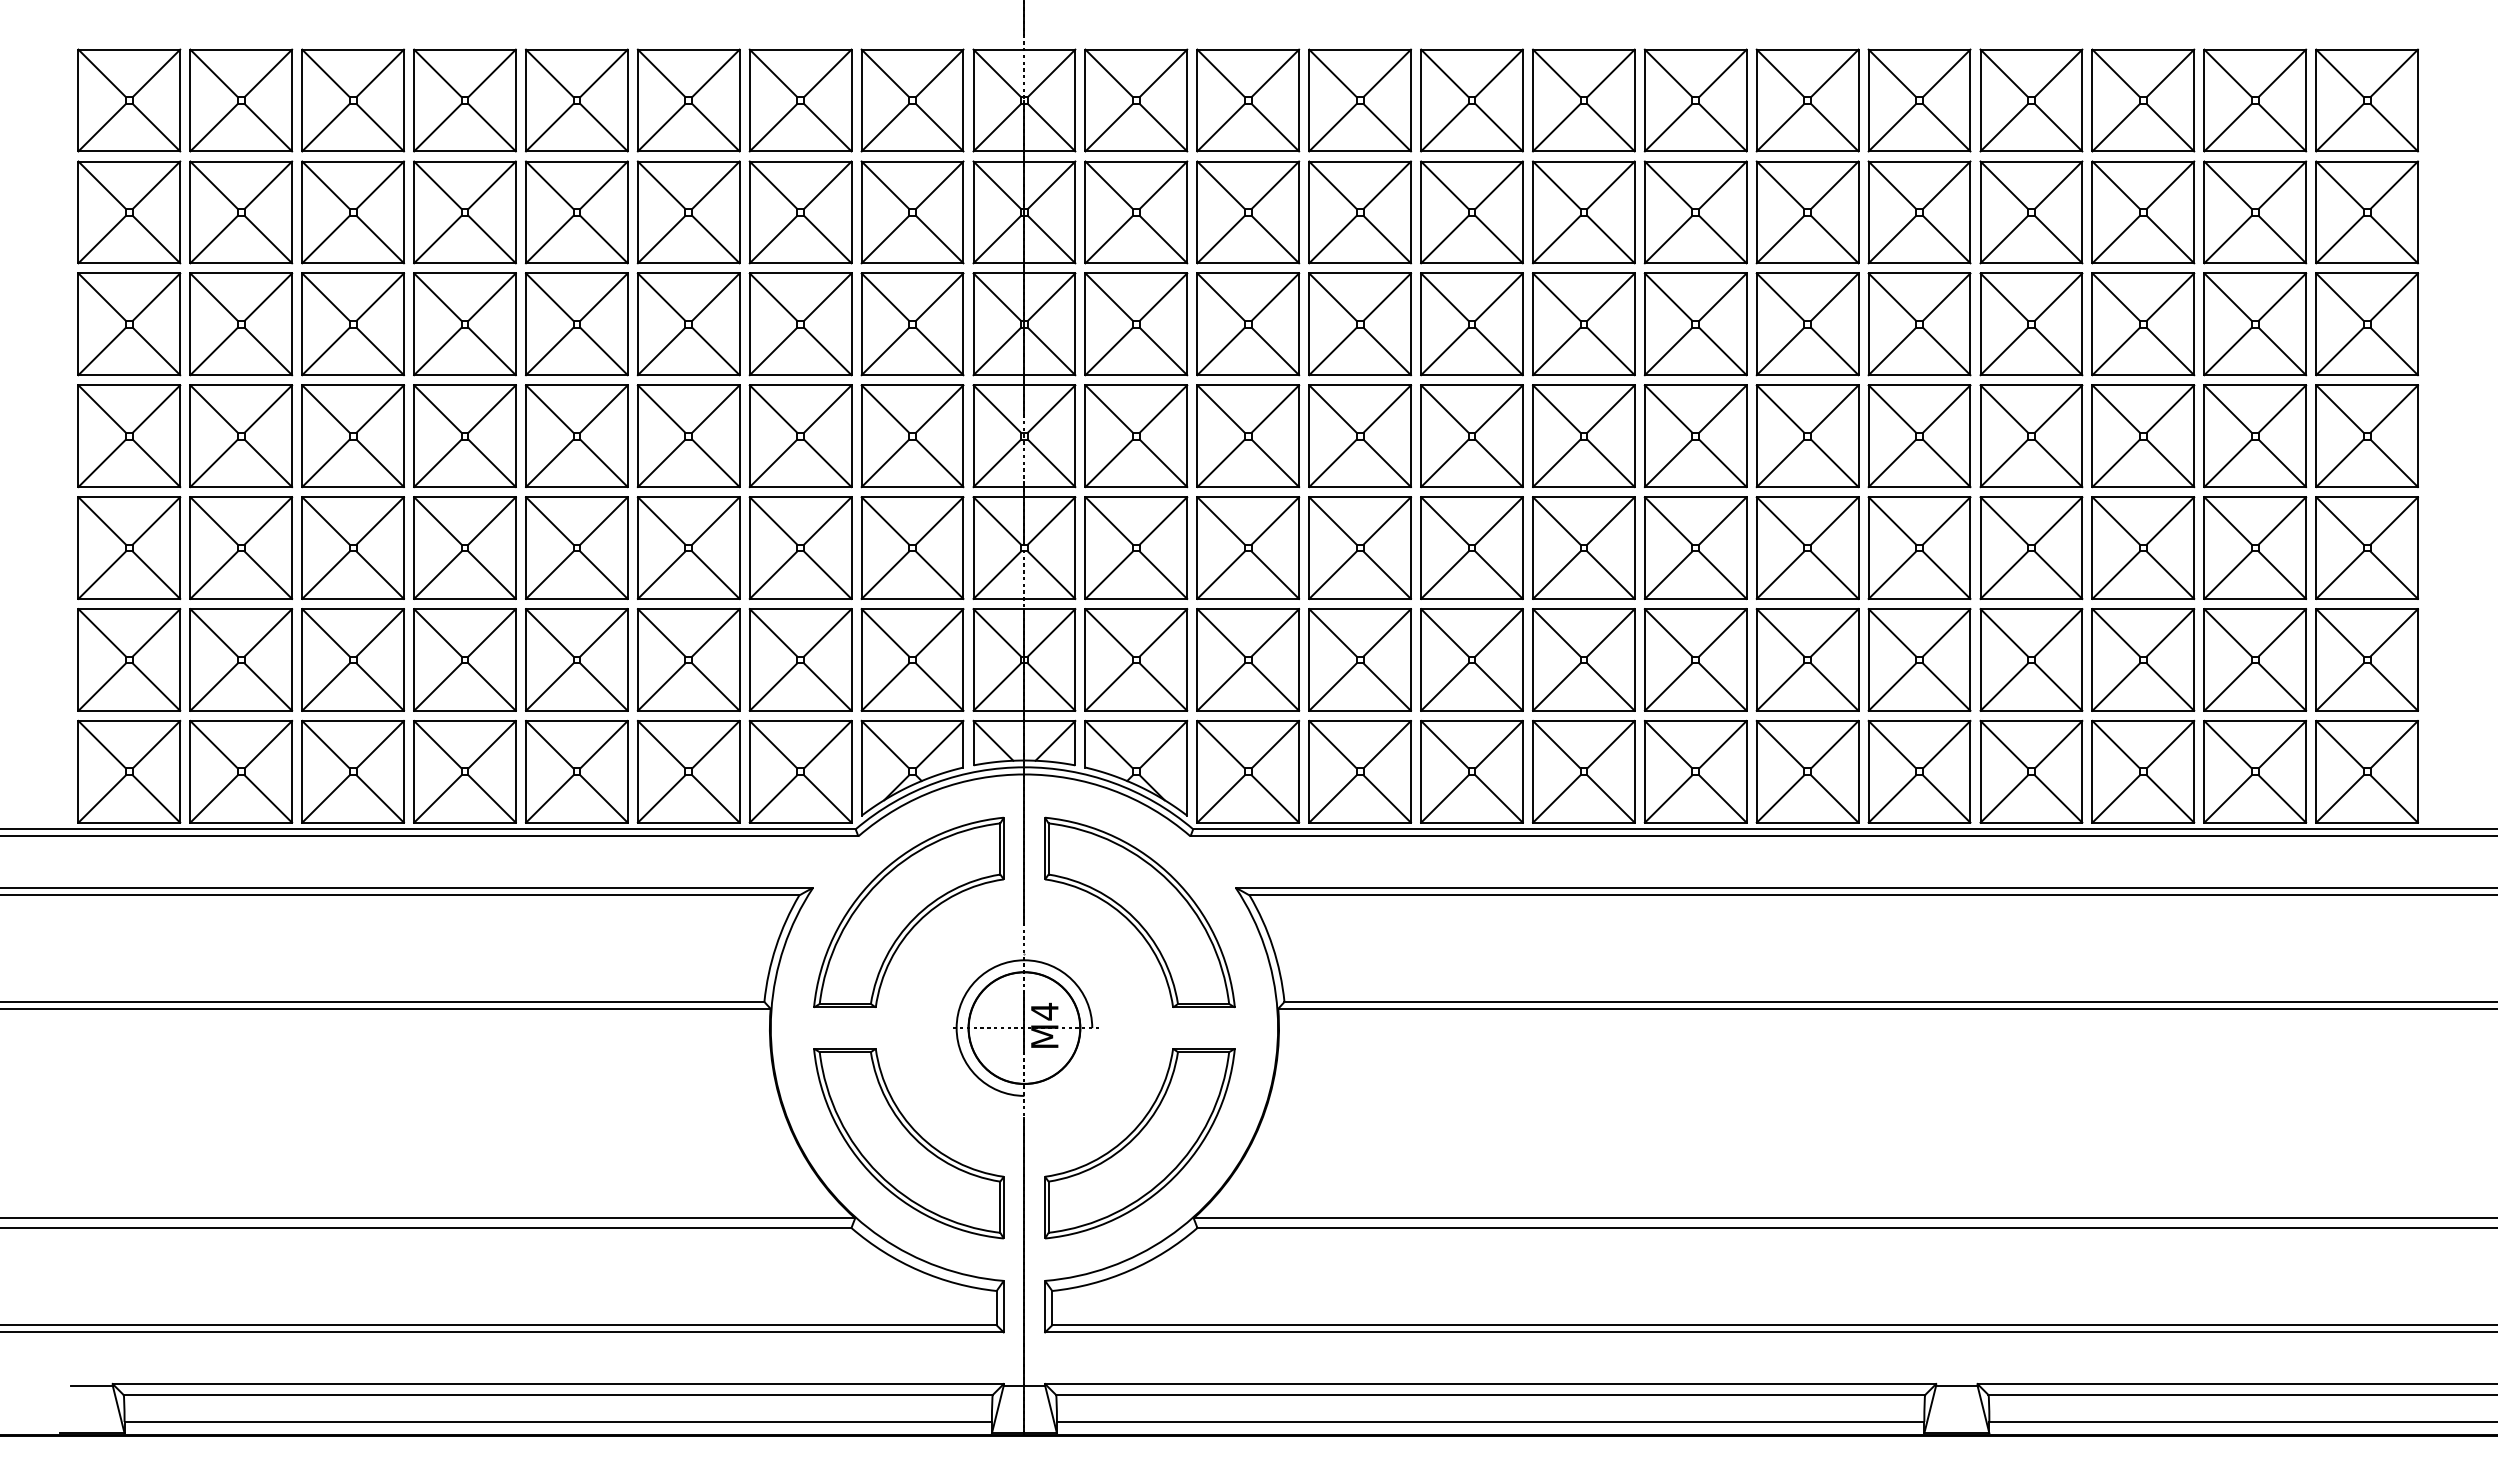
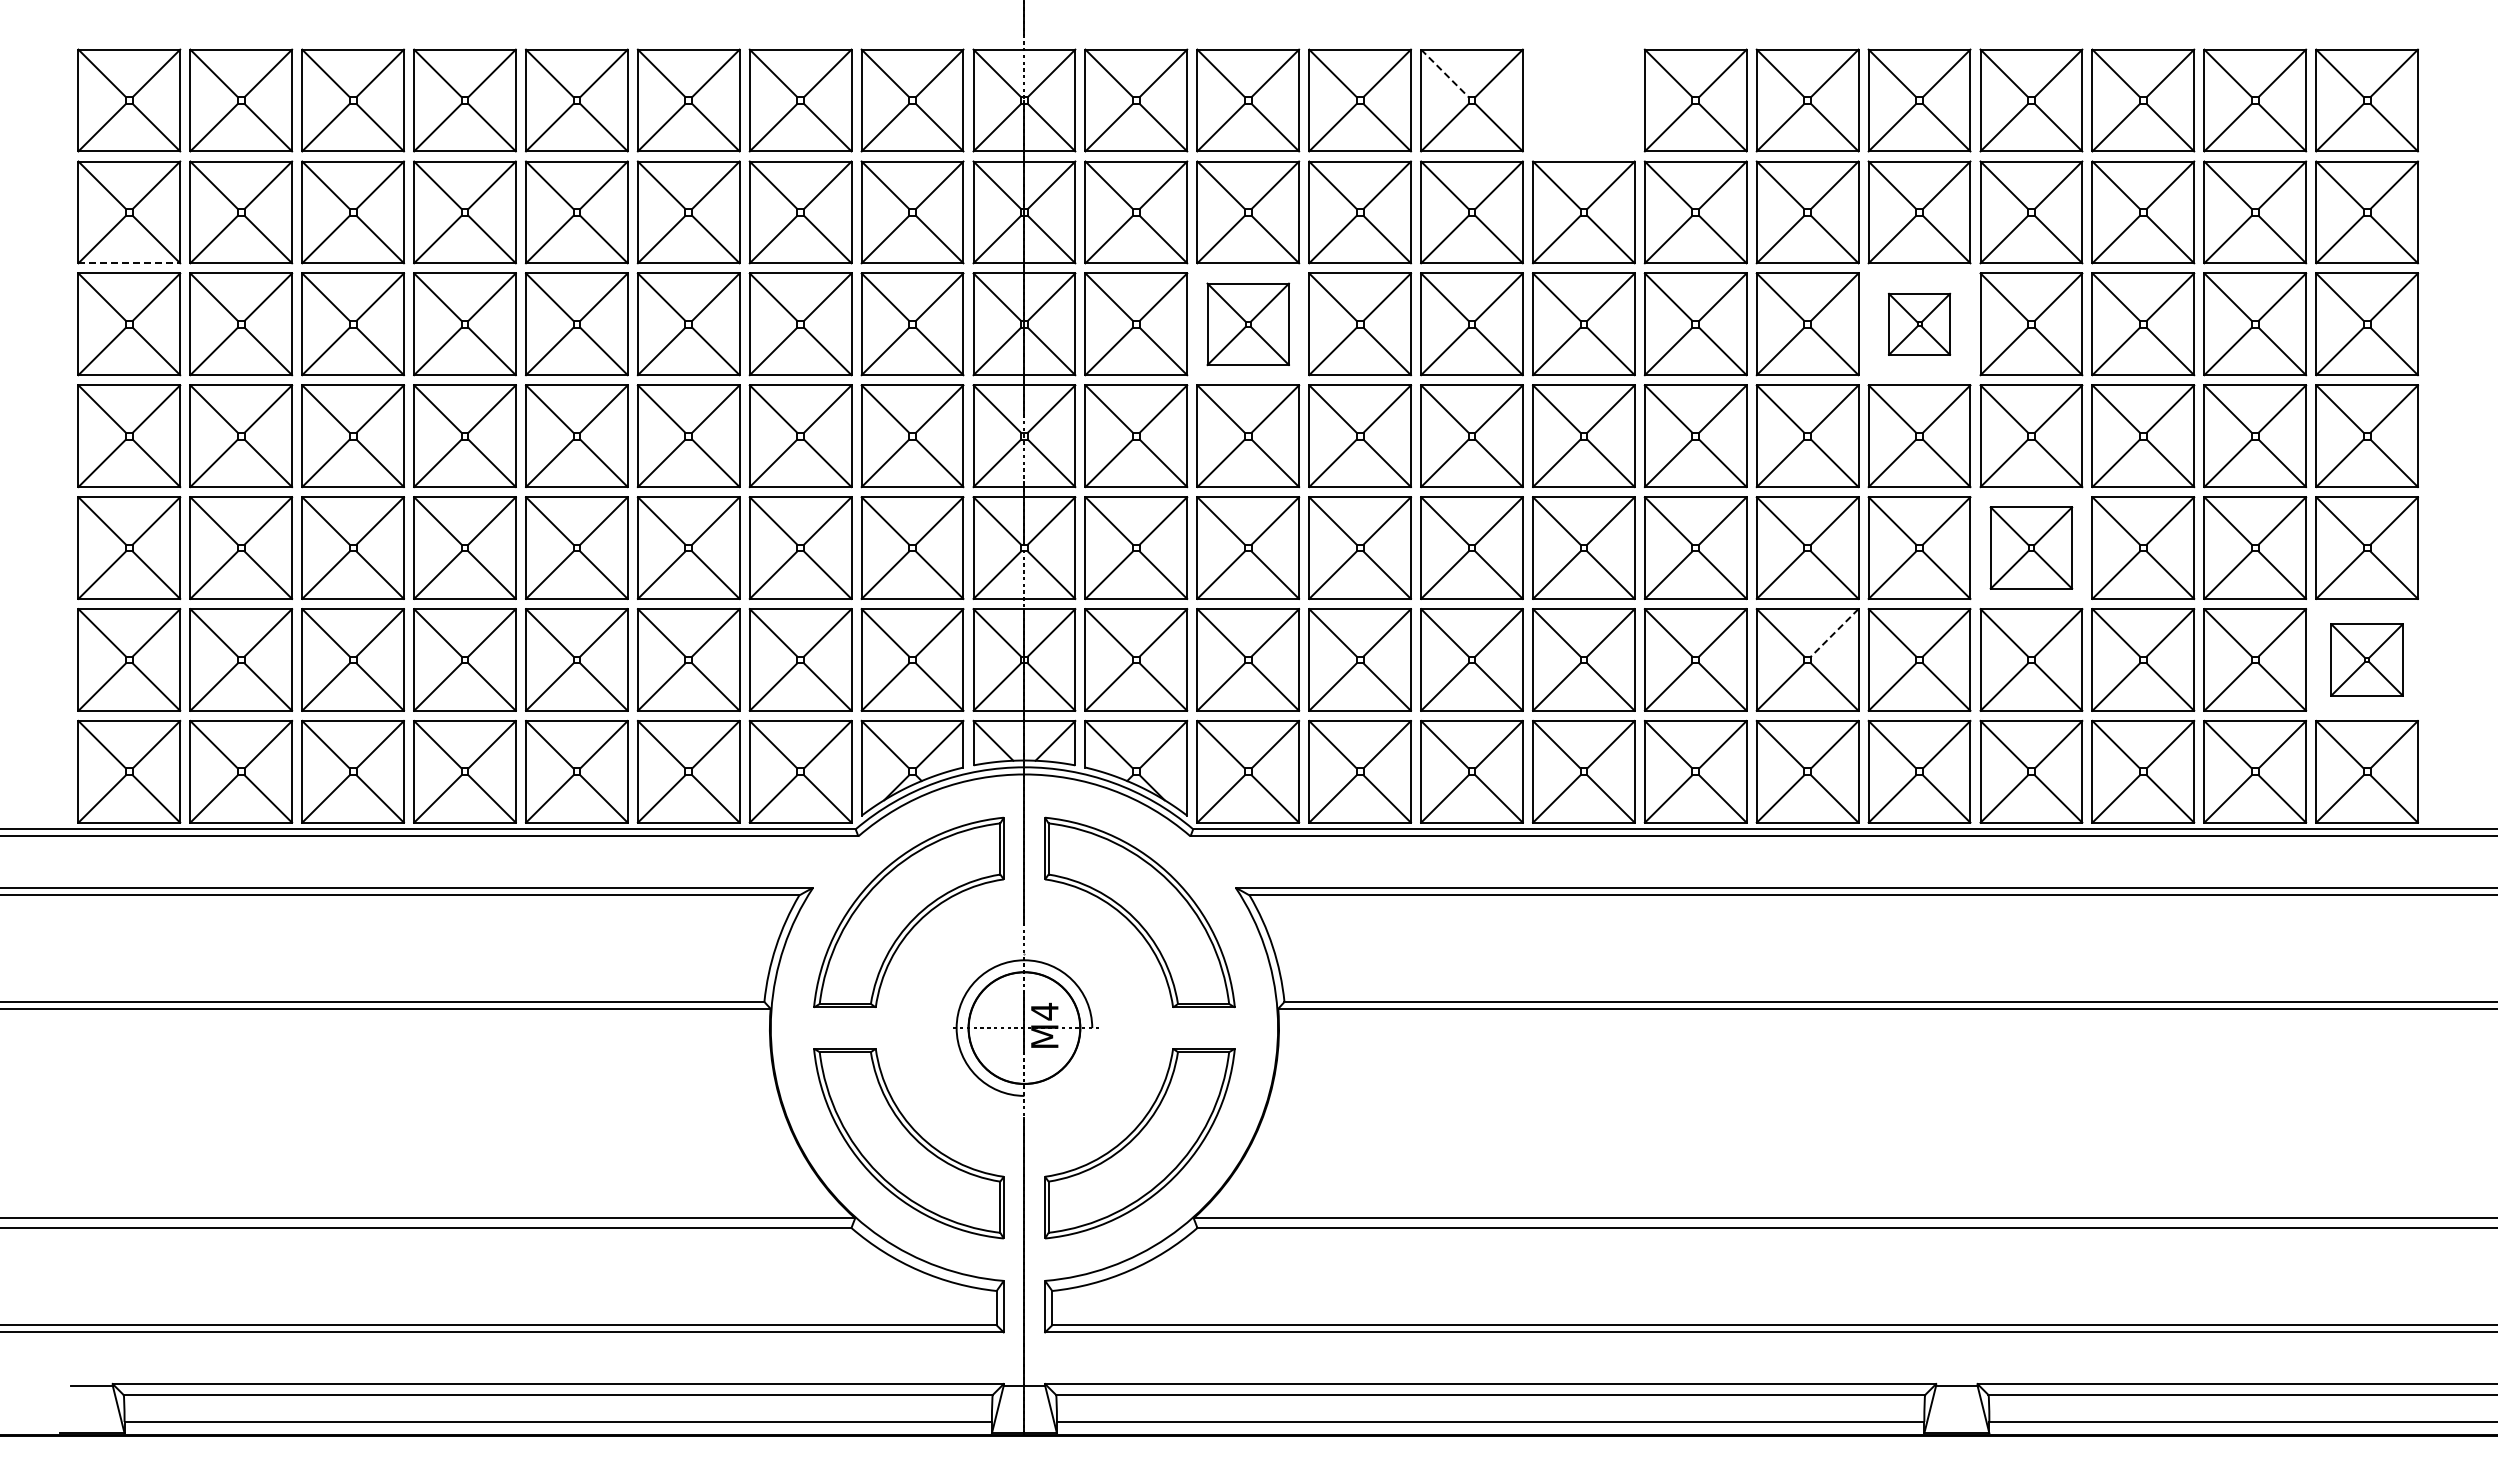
line: solid -> dashed (1444, 73)
part: present -> none (1583, 100)
line: solid -> dashed (129, 263)
part size: 105x105 px -> 84x85 px (1247, 324)
part size: 105x105 px -> 64x64 px (1919, 323)
part size: 105x104 px -> 85x84 px (2031, 547)
line: solid -> dashed (1834, 632)
part size: 104x104 px -> 74x74 px (2366, 659)
